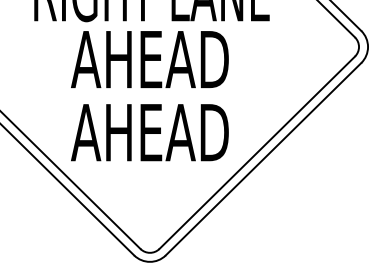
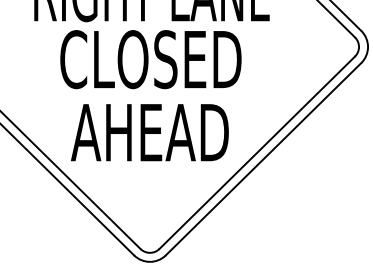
text: AHEAD -> CLOSED (150, 59)
